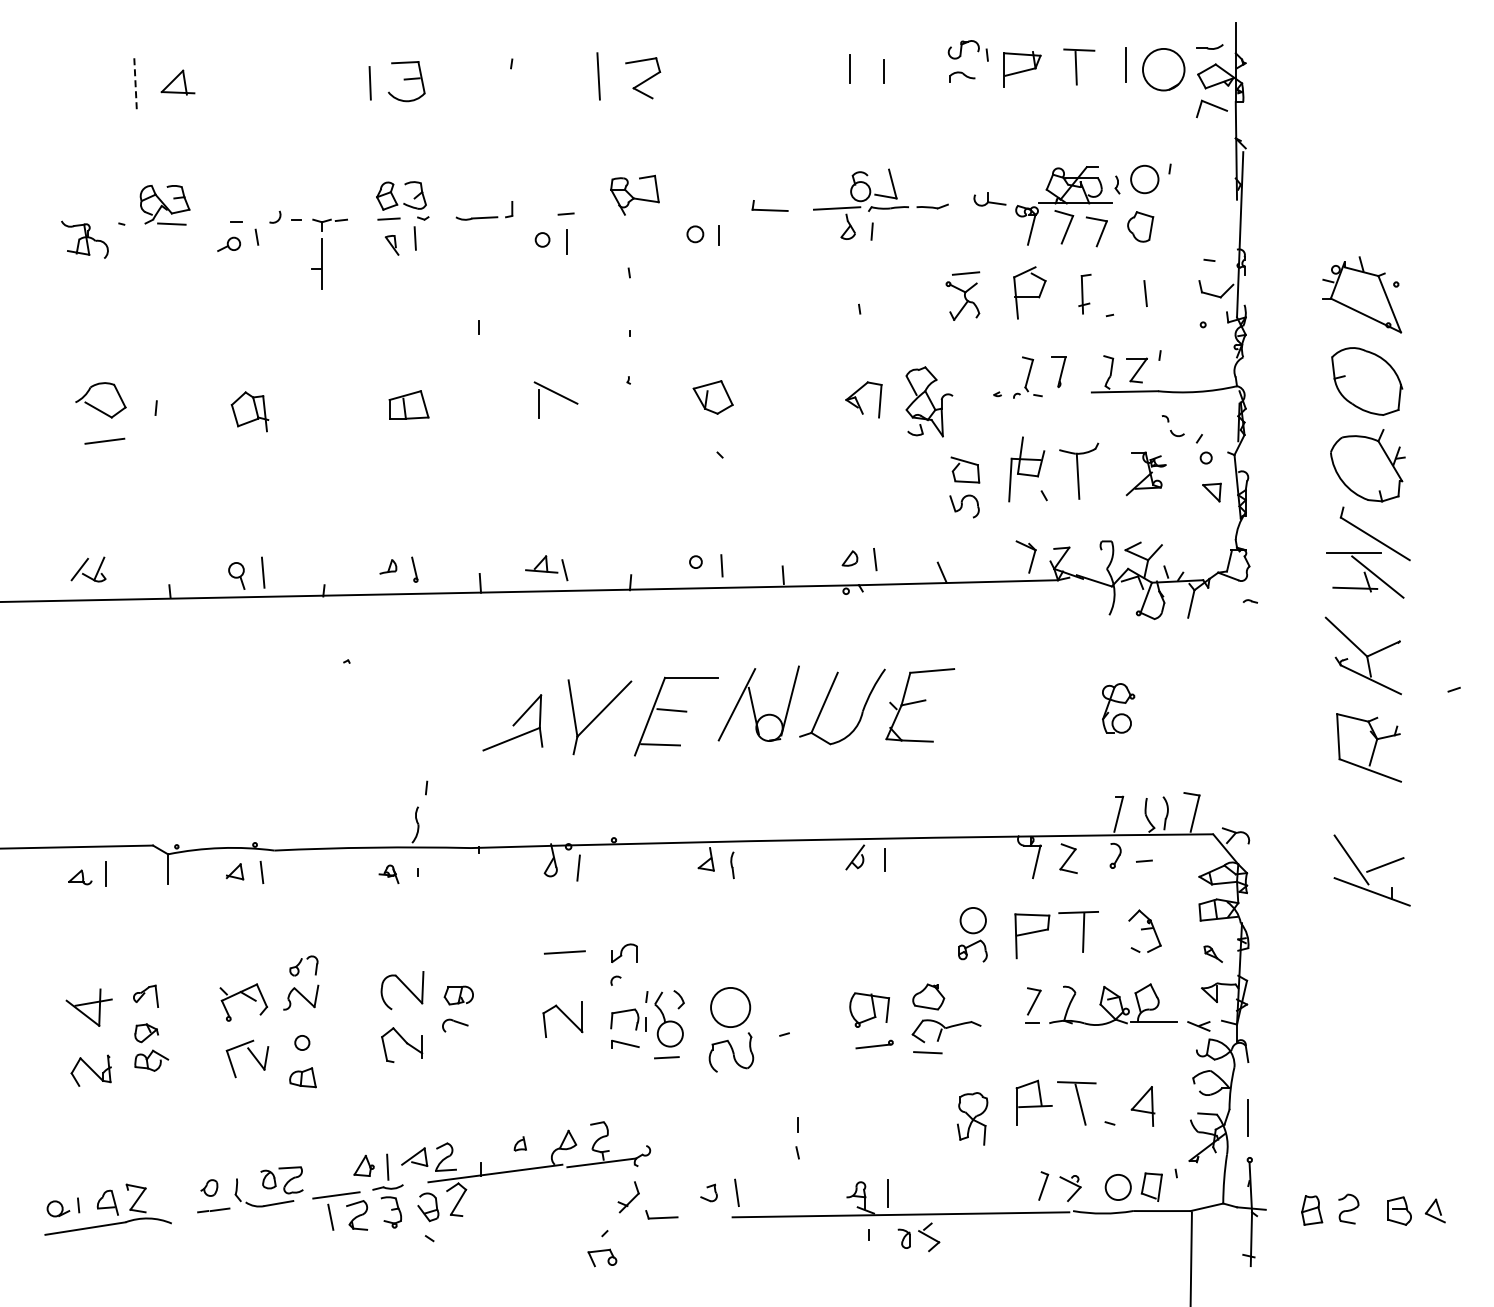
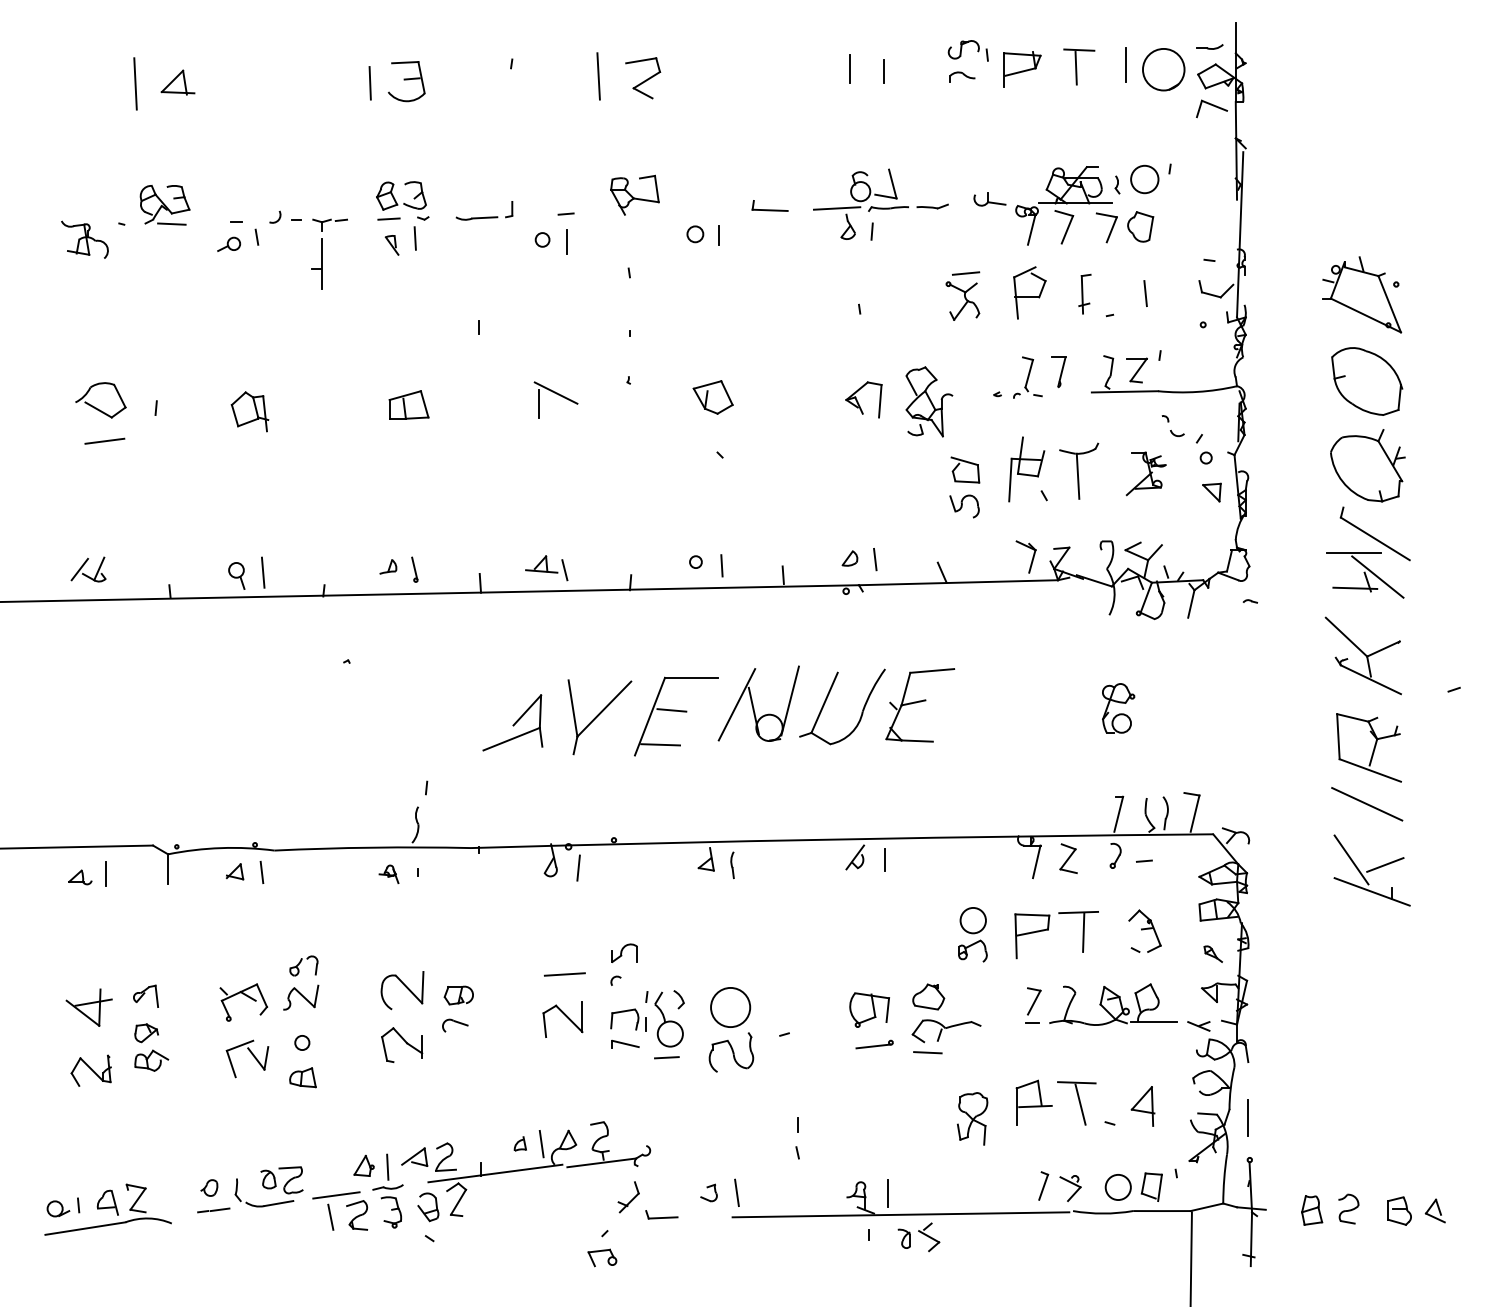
line: dashed -> solid (135, 83)
part position: (1096, 231) -> (1106, 227) (1106, 227)
line: none -> present (1367, 803)
line position: (564, 952) -> (564, 974) (564, 974)
line: none -> present (541, 1143)
